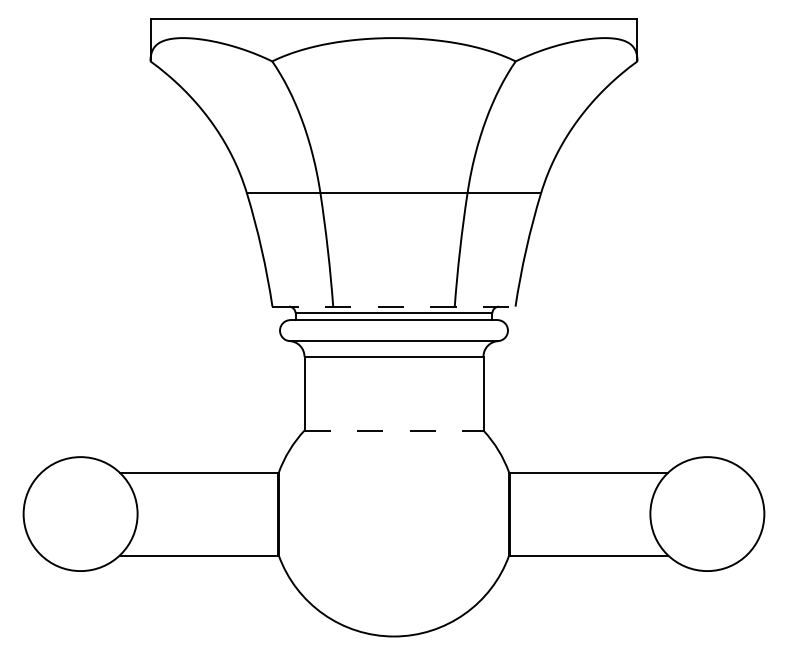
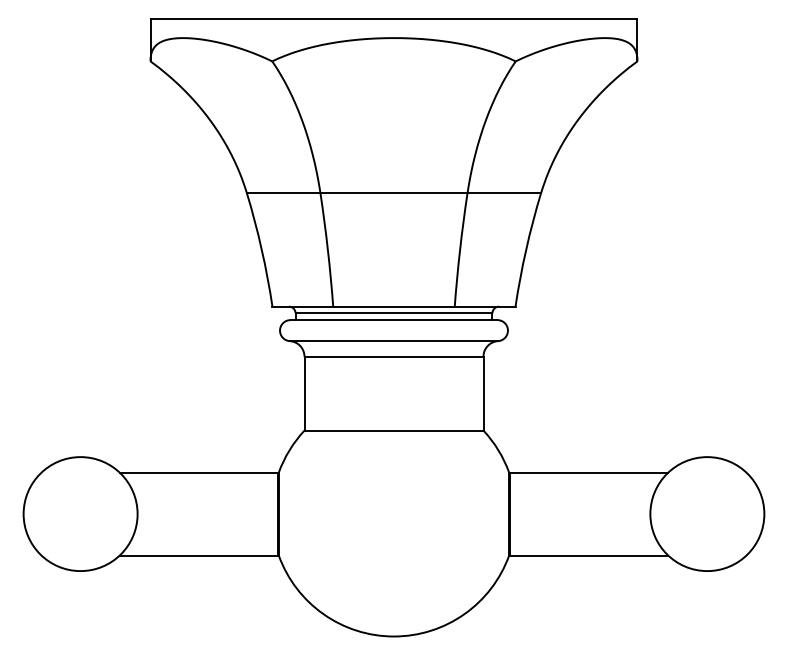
line: dashed -> solid (393, 306)
line: dashed -> solid (394, 430)
